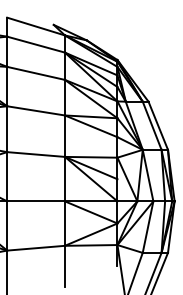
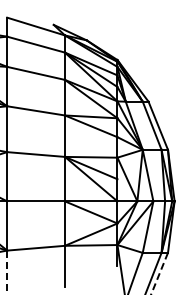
line: solid -> dashed (7, 272)
line: solid -> dashed (159, 274)
